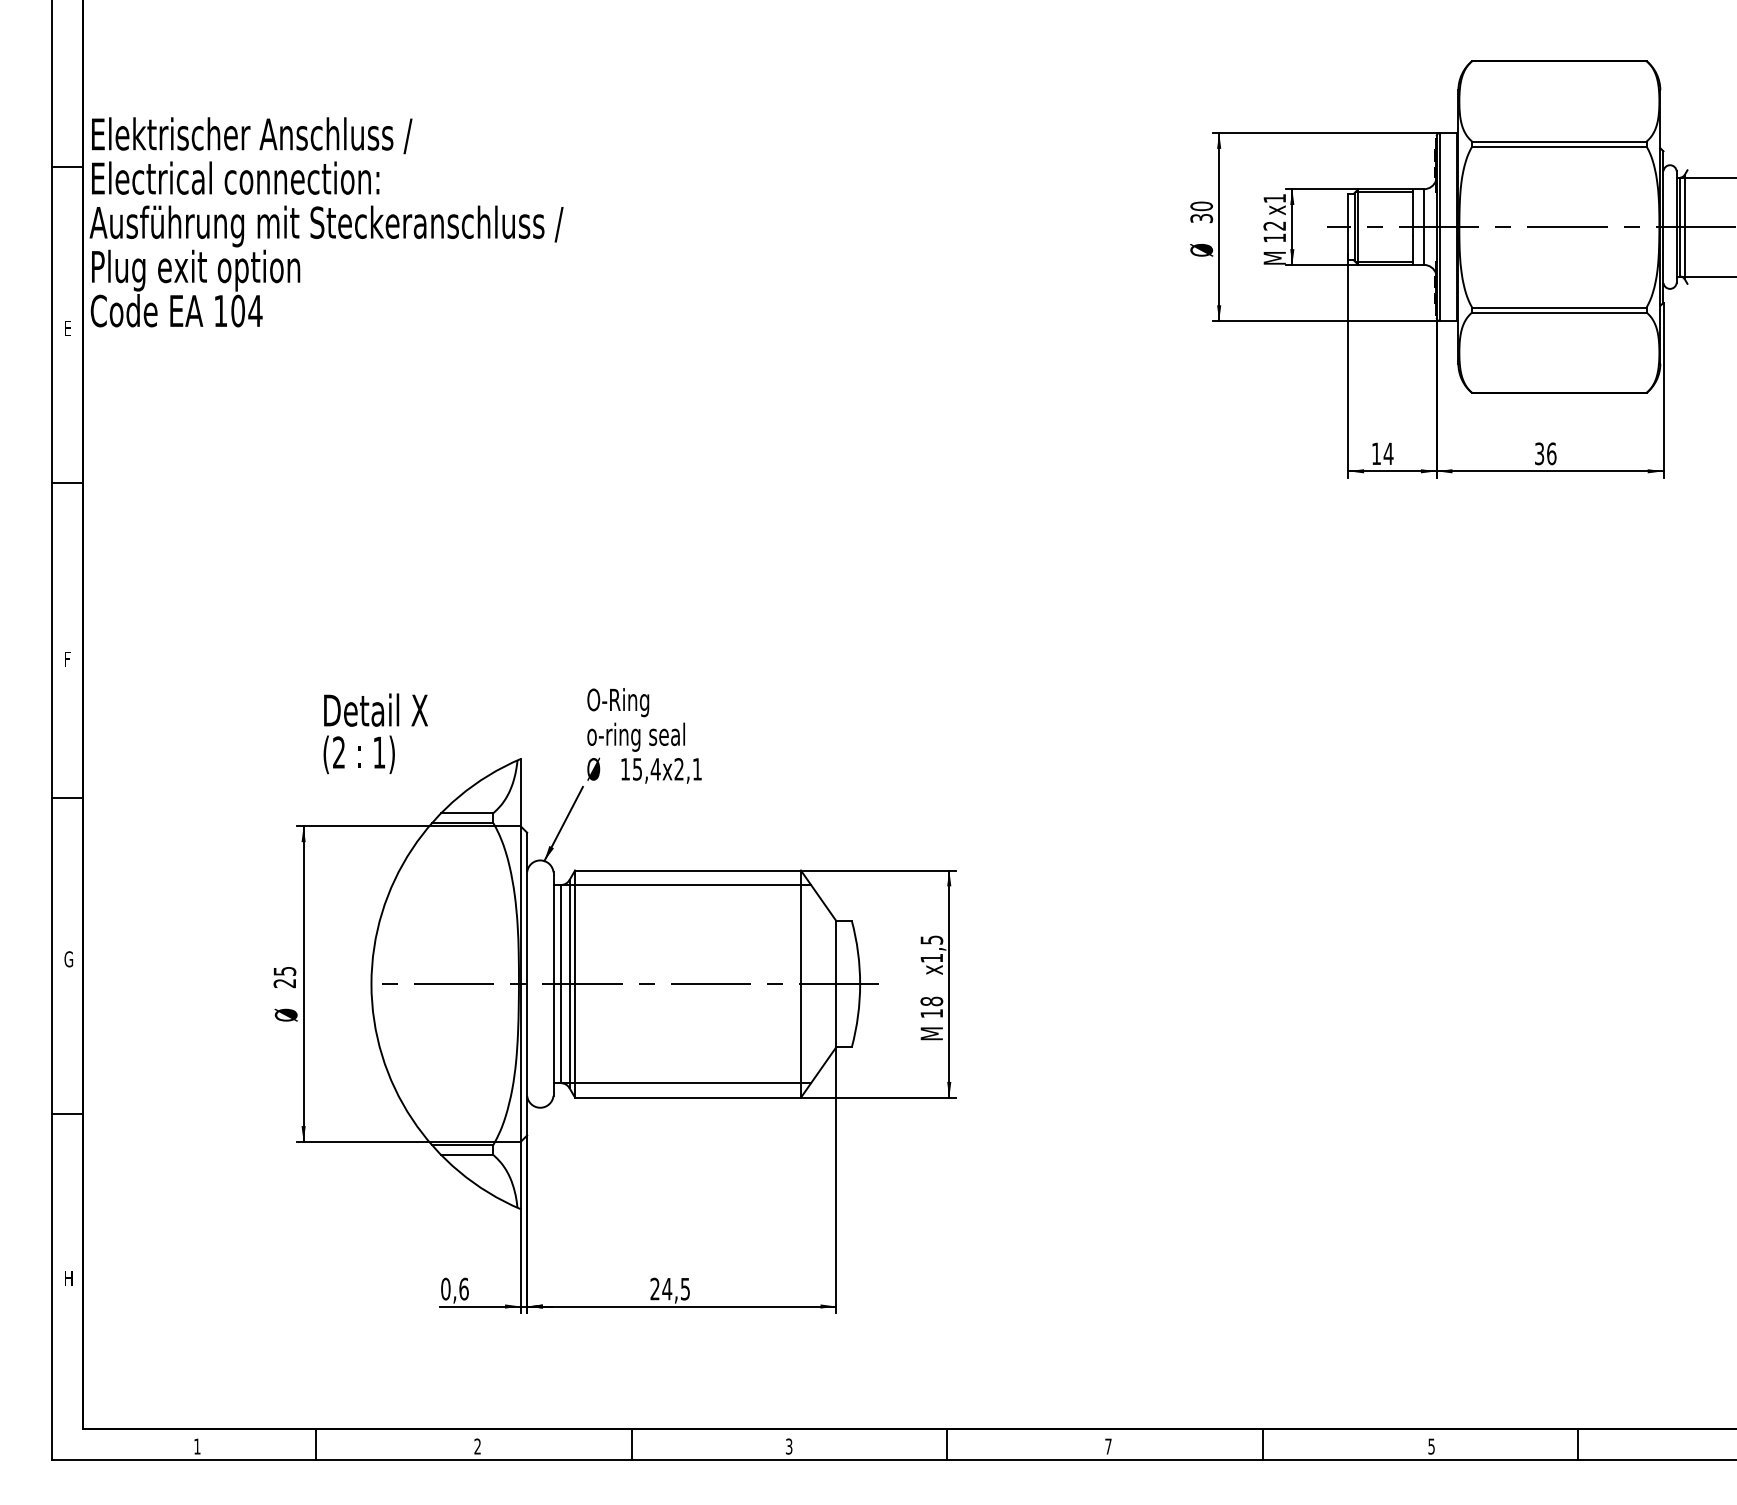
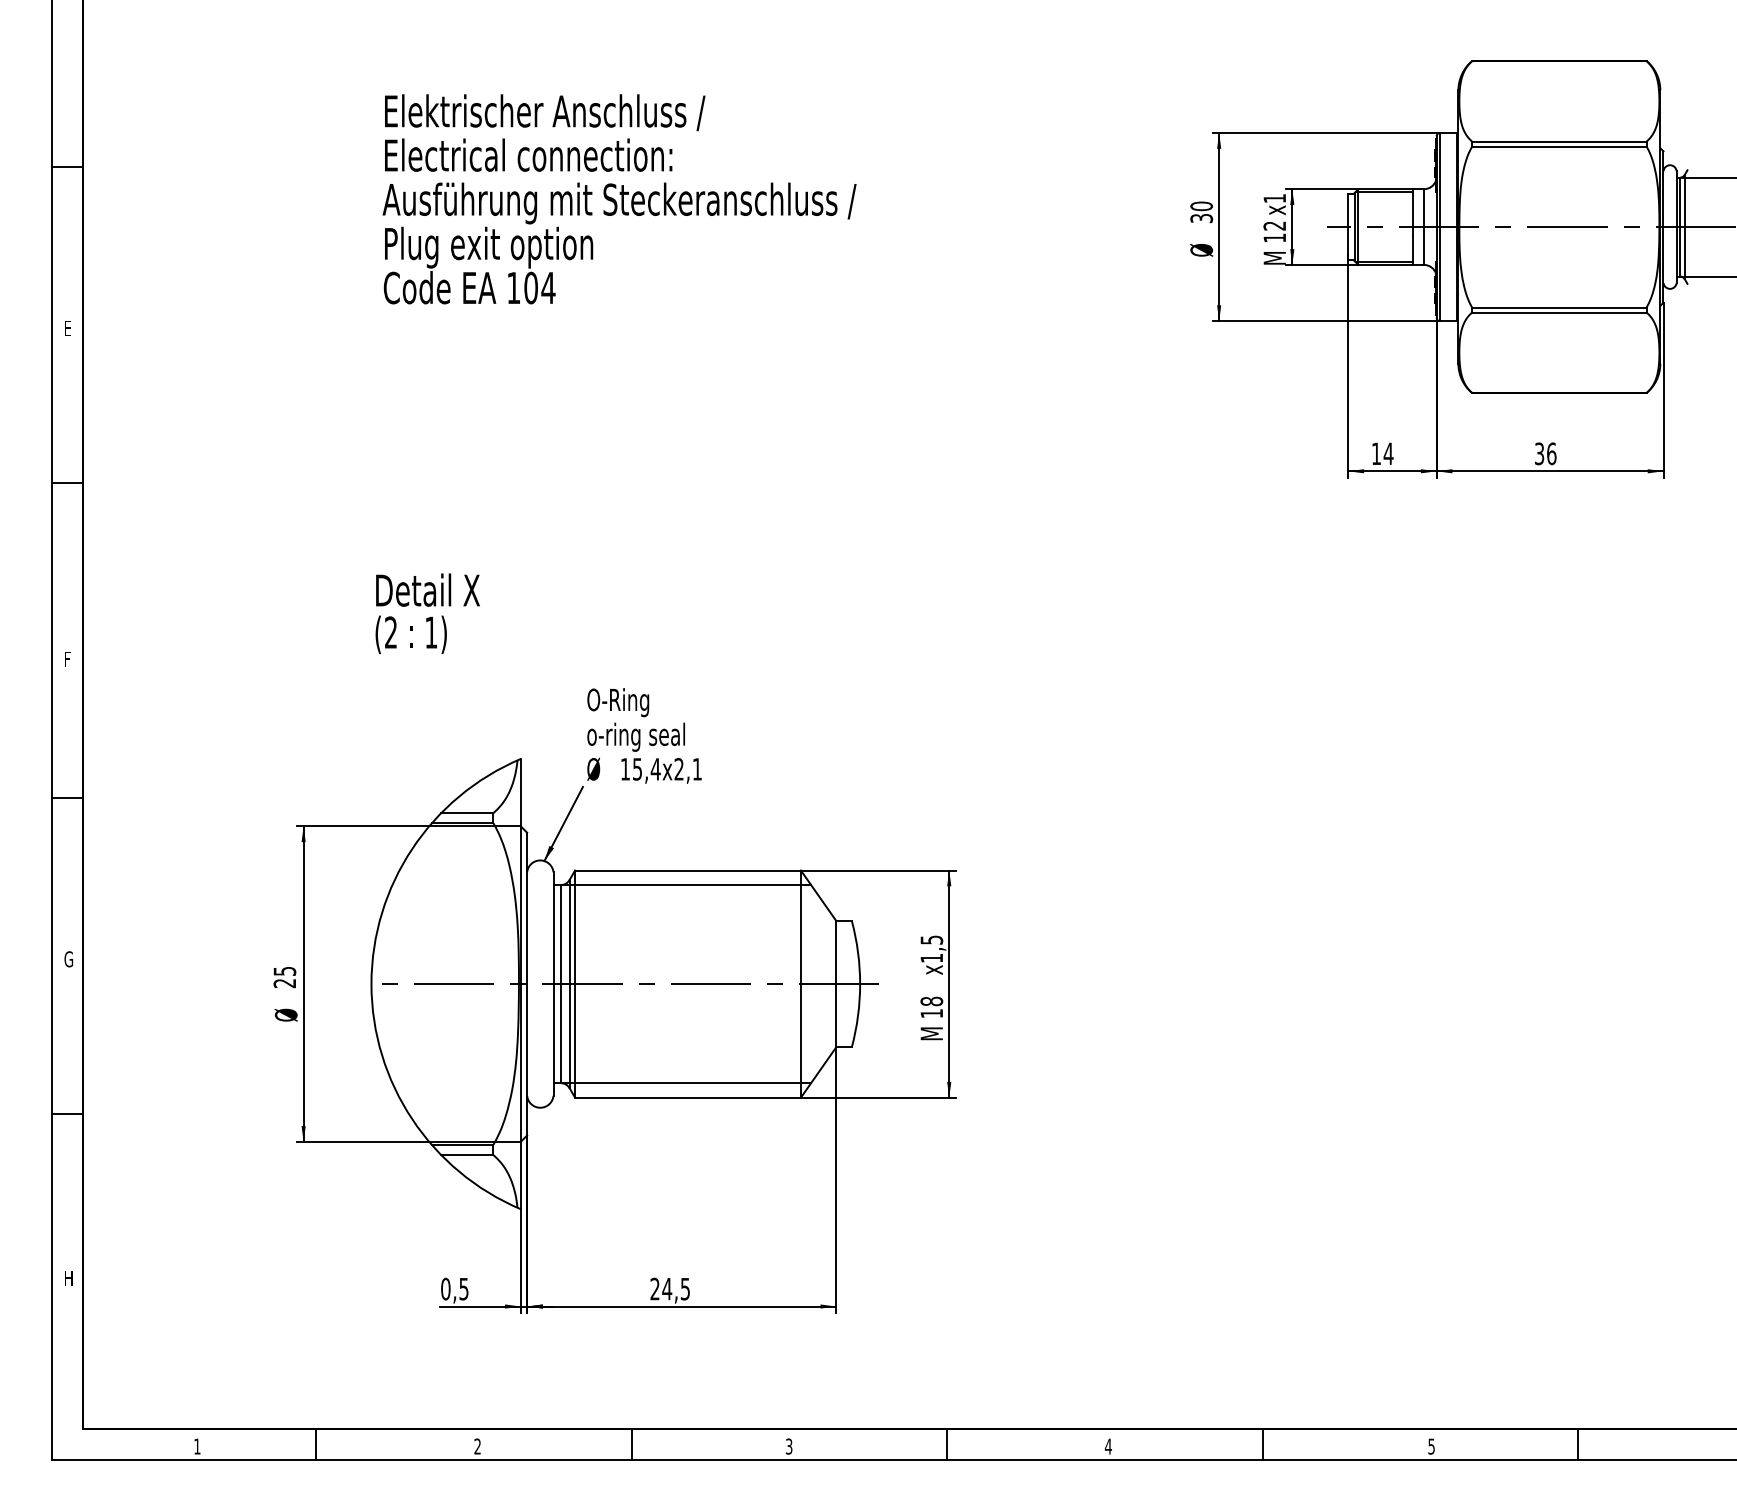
text position: (326, 222) -> (619, 199) (619, 199)
text position: (375, 733) -> (427, 613) (427, 613)
text: 0,6 -> 0,5 (463, 1288)
text: 7 -> 4 (1107, 1446)
